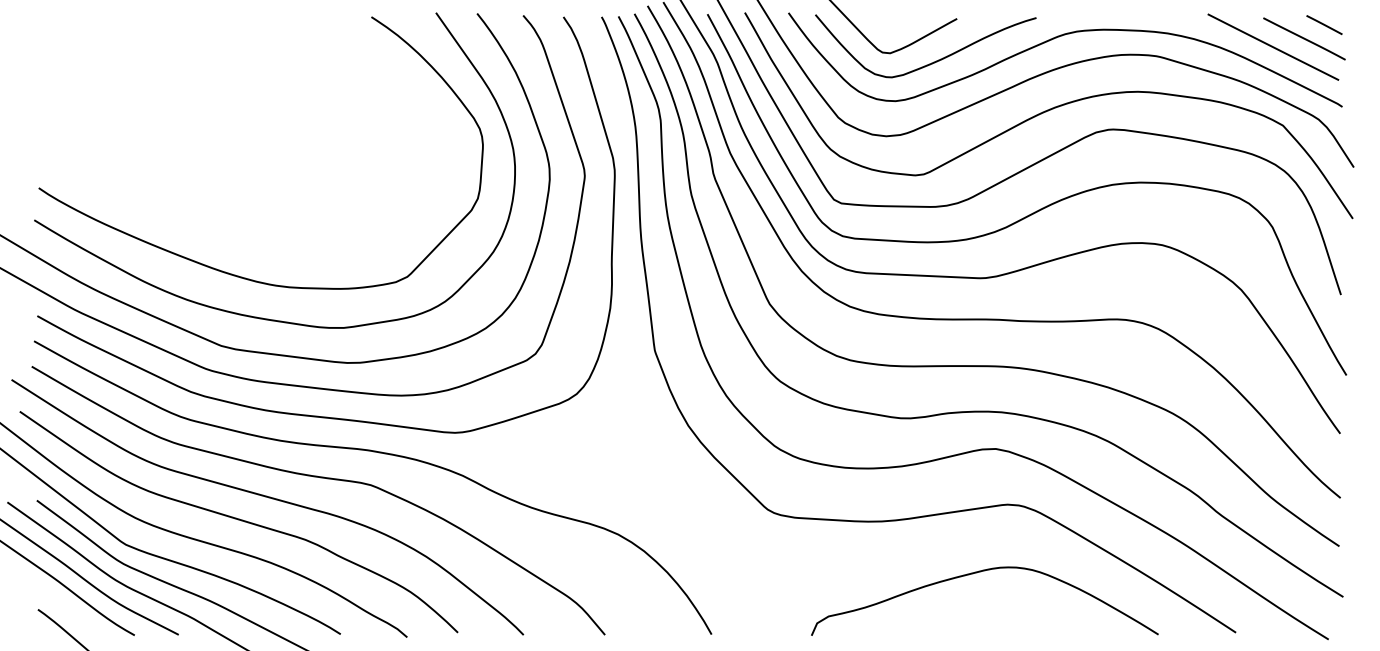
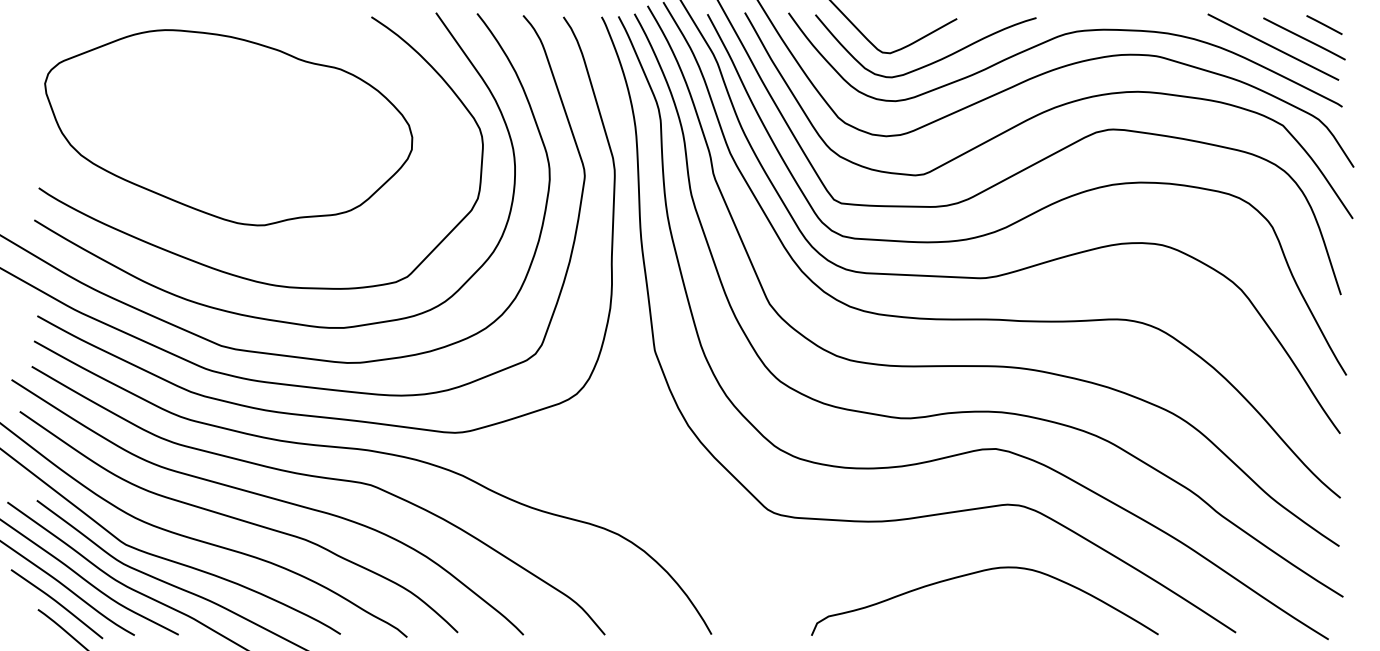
part: none -> present (228, 127)
curve: none -> present (57, 603)
